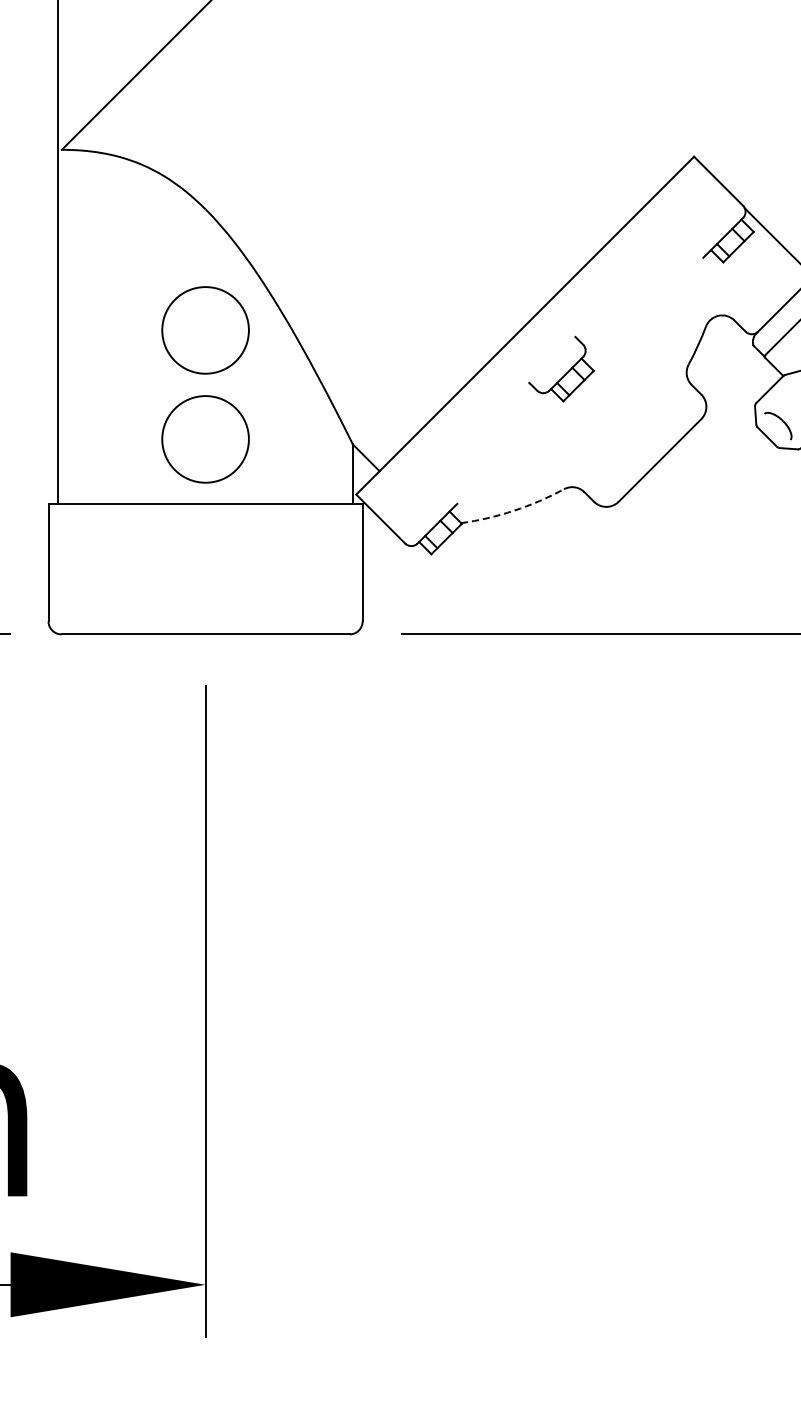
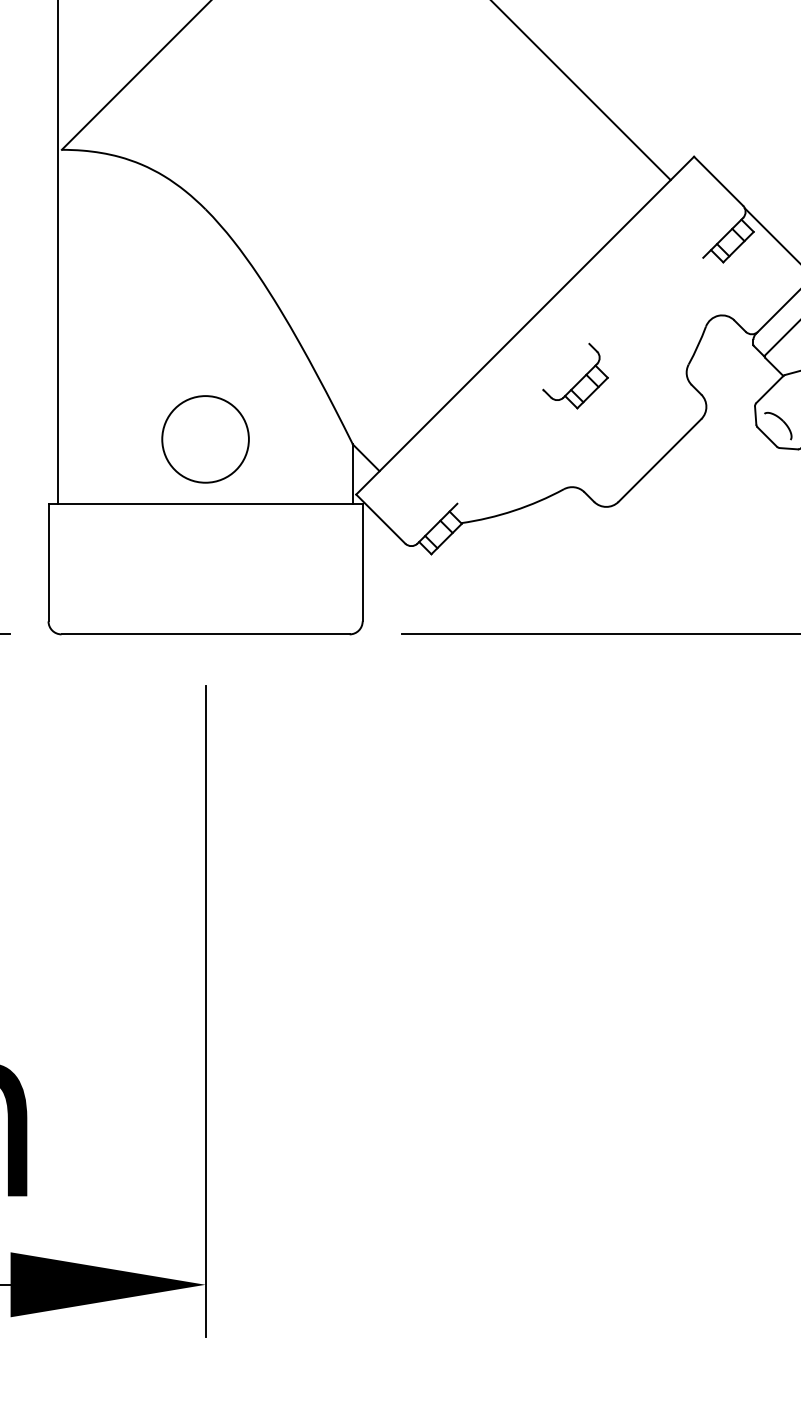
line: none -> present (581, 91)
circle: present -> none (205, 330)
part position: (566, 372) -> (580, 379) (580, 379)
arc: dashed -> solid (514, 510)
